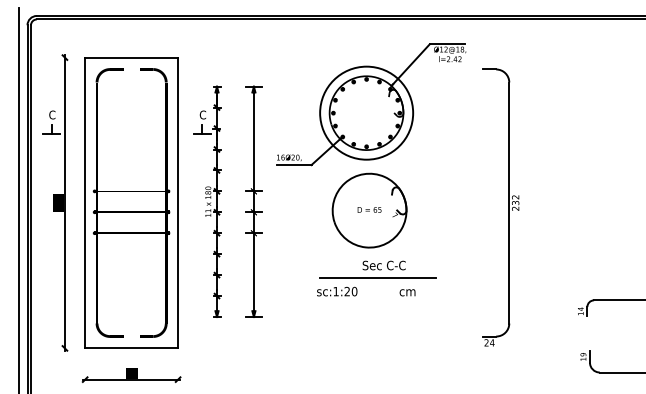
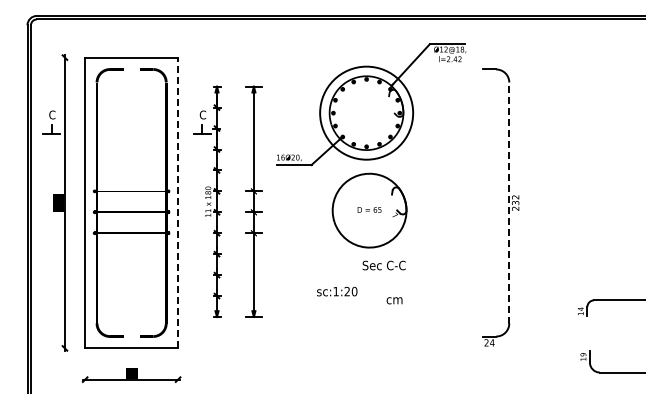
line: present -> none (19, 198)
line: solid -> dashed (178, 202)
line: solid -> dashed (509, 202)
line: present -> none (377, 278)
text position: (407, 292) -> (394, 300) (394, 300)
